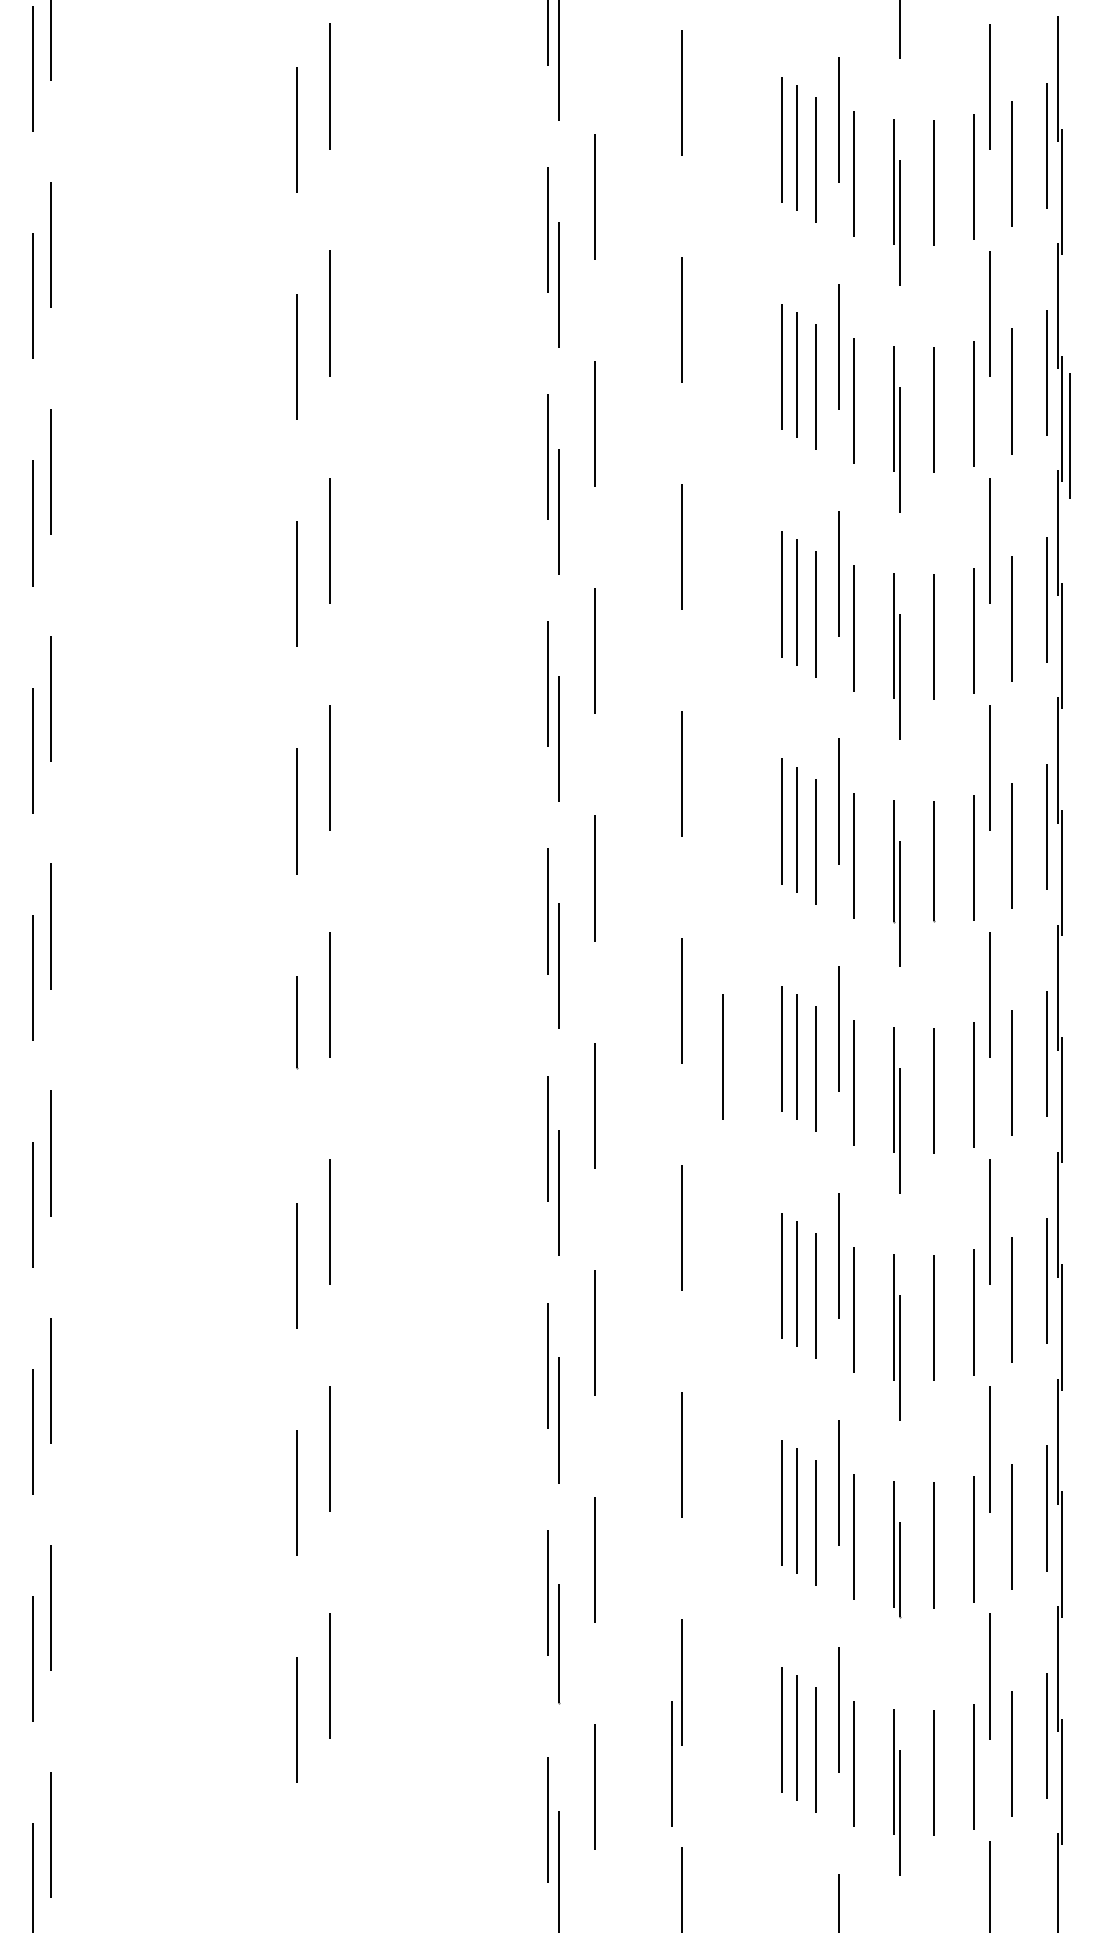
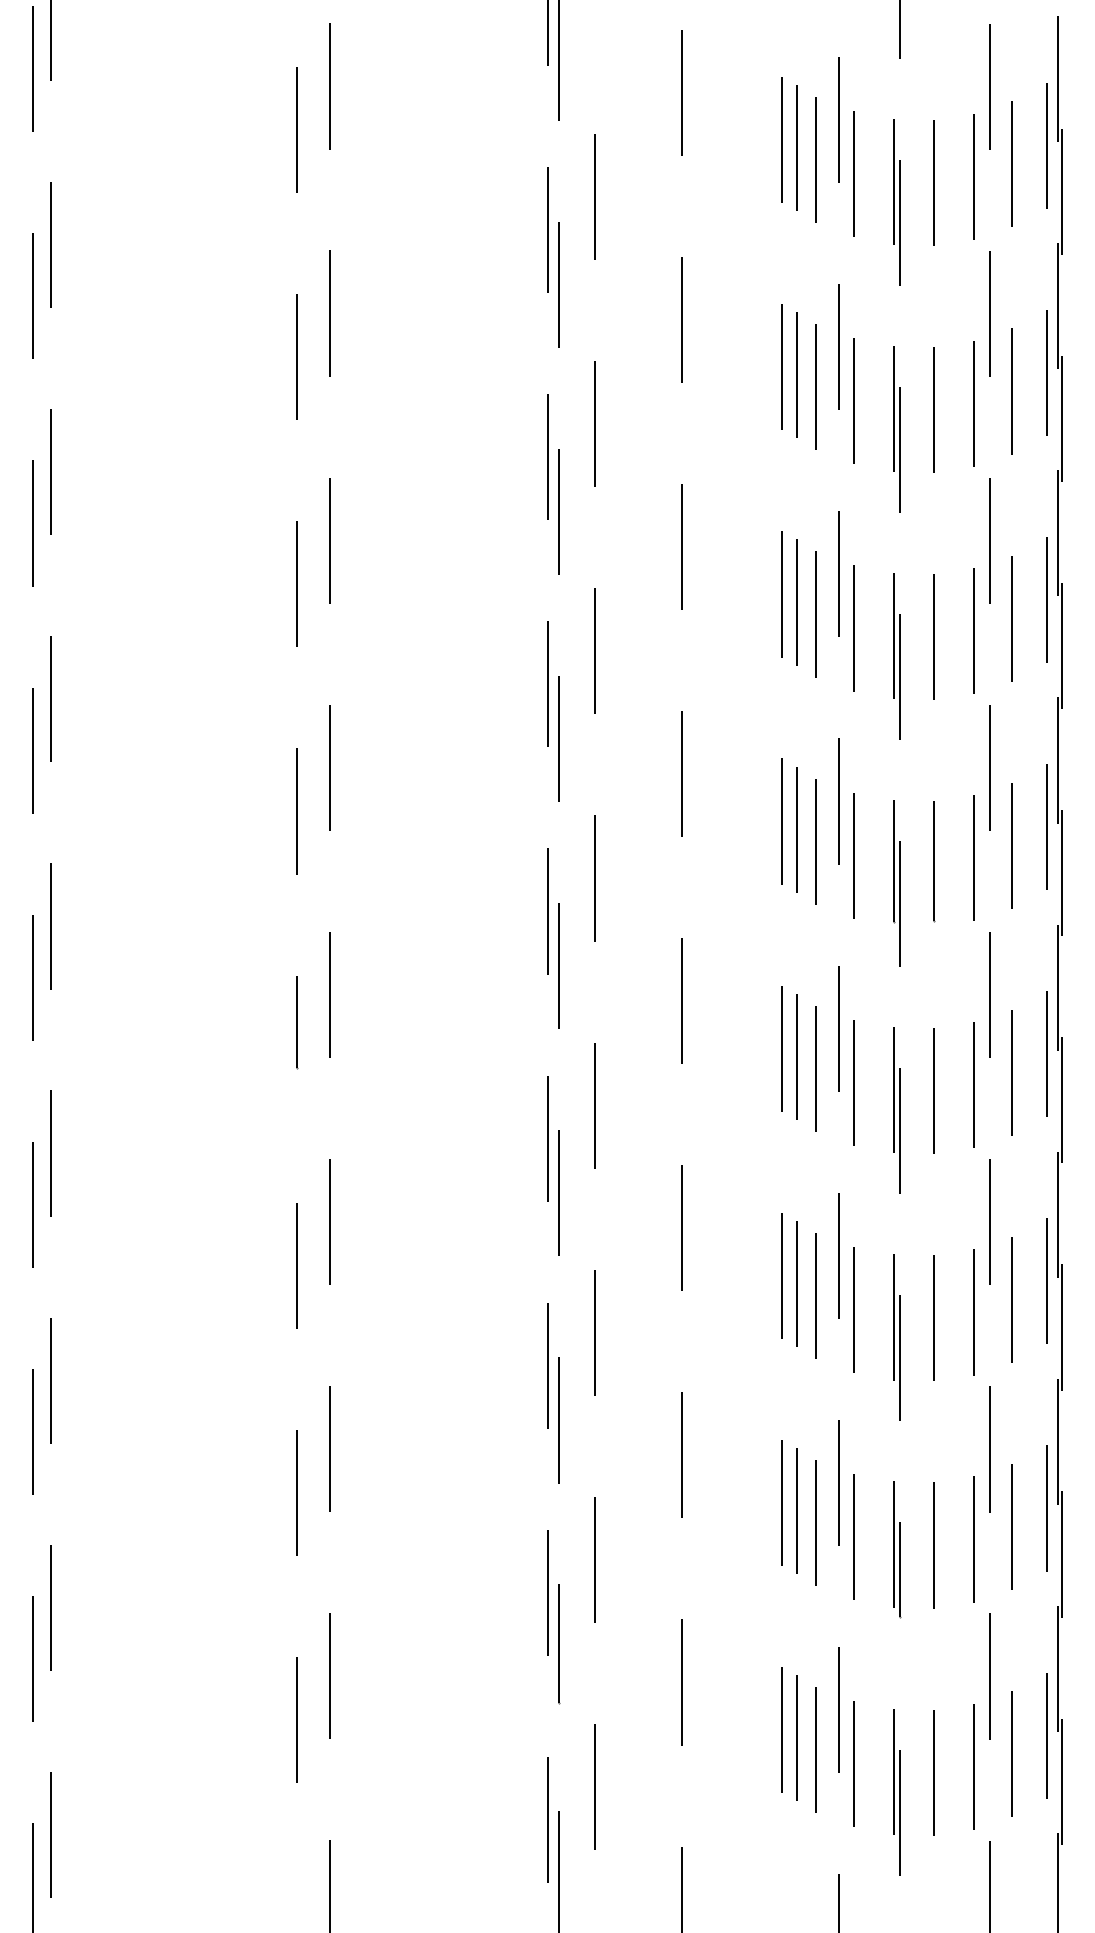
line: present -> none (1069, 435)
line: present -> none (722, 1056)
line: present -> none (671, 1763)
line: none -> present (329, 1884)
